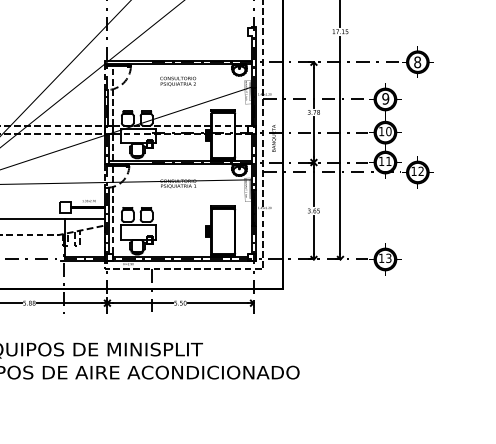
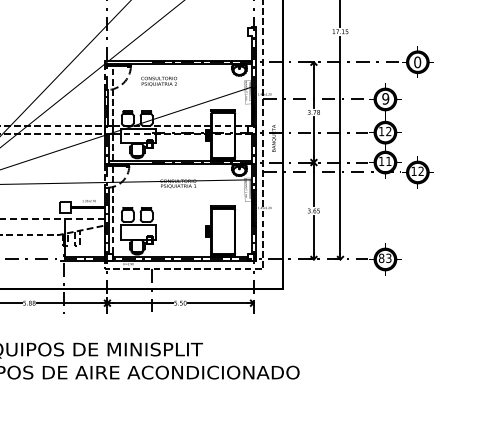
text: 8 -> 0 (417, 61)
text position: (178, 81) -> (159, 81) (159, 81)
text: 10 -> 12 (388, 131)
line: solid -> dashed (52, 219)
text: 13 -> 83 (381, 258)
